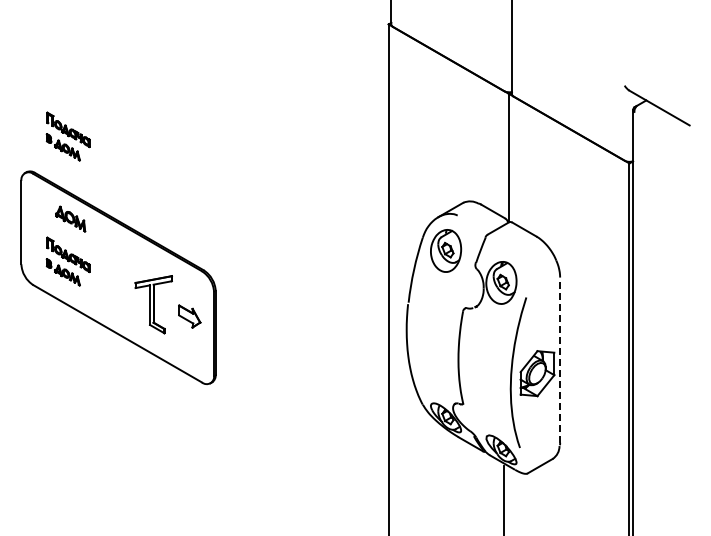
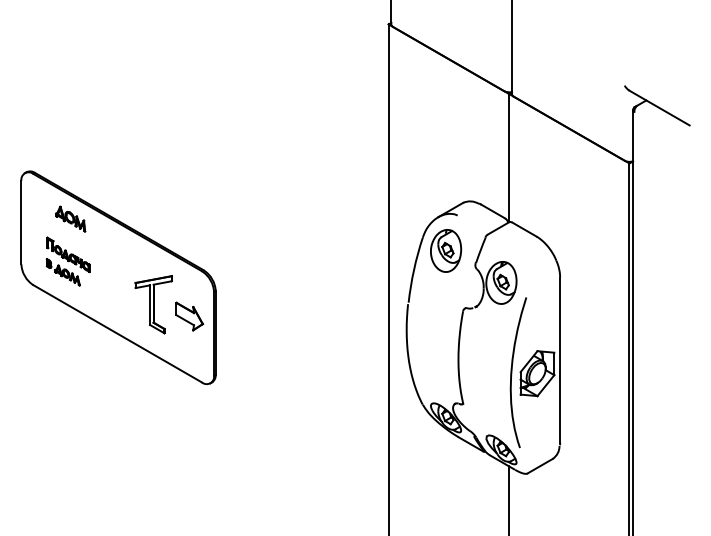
part: present -> none (67, 136)
part size: 24x25 px -> 30x31 px (189, 316)
line: dashed -> solid (560, 360)
line position: (504, 499) -> (509, 499) (509, 499)
